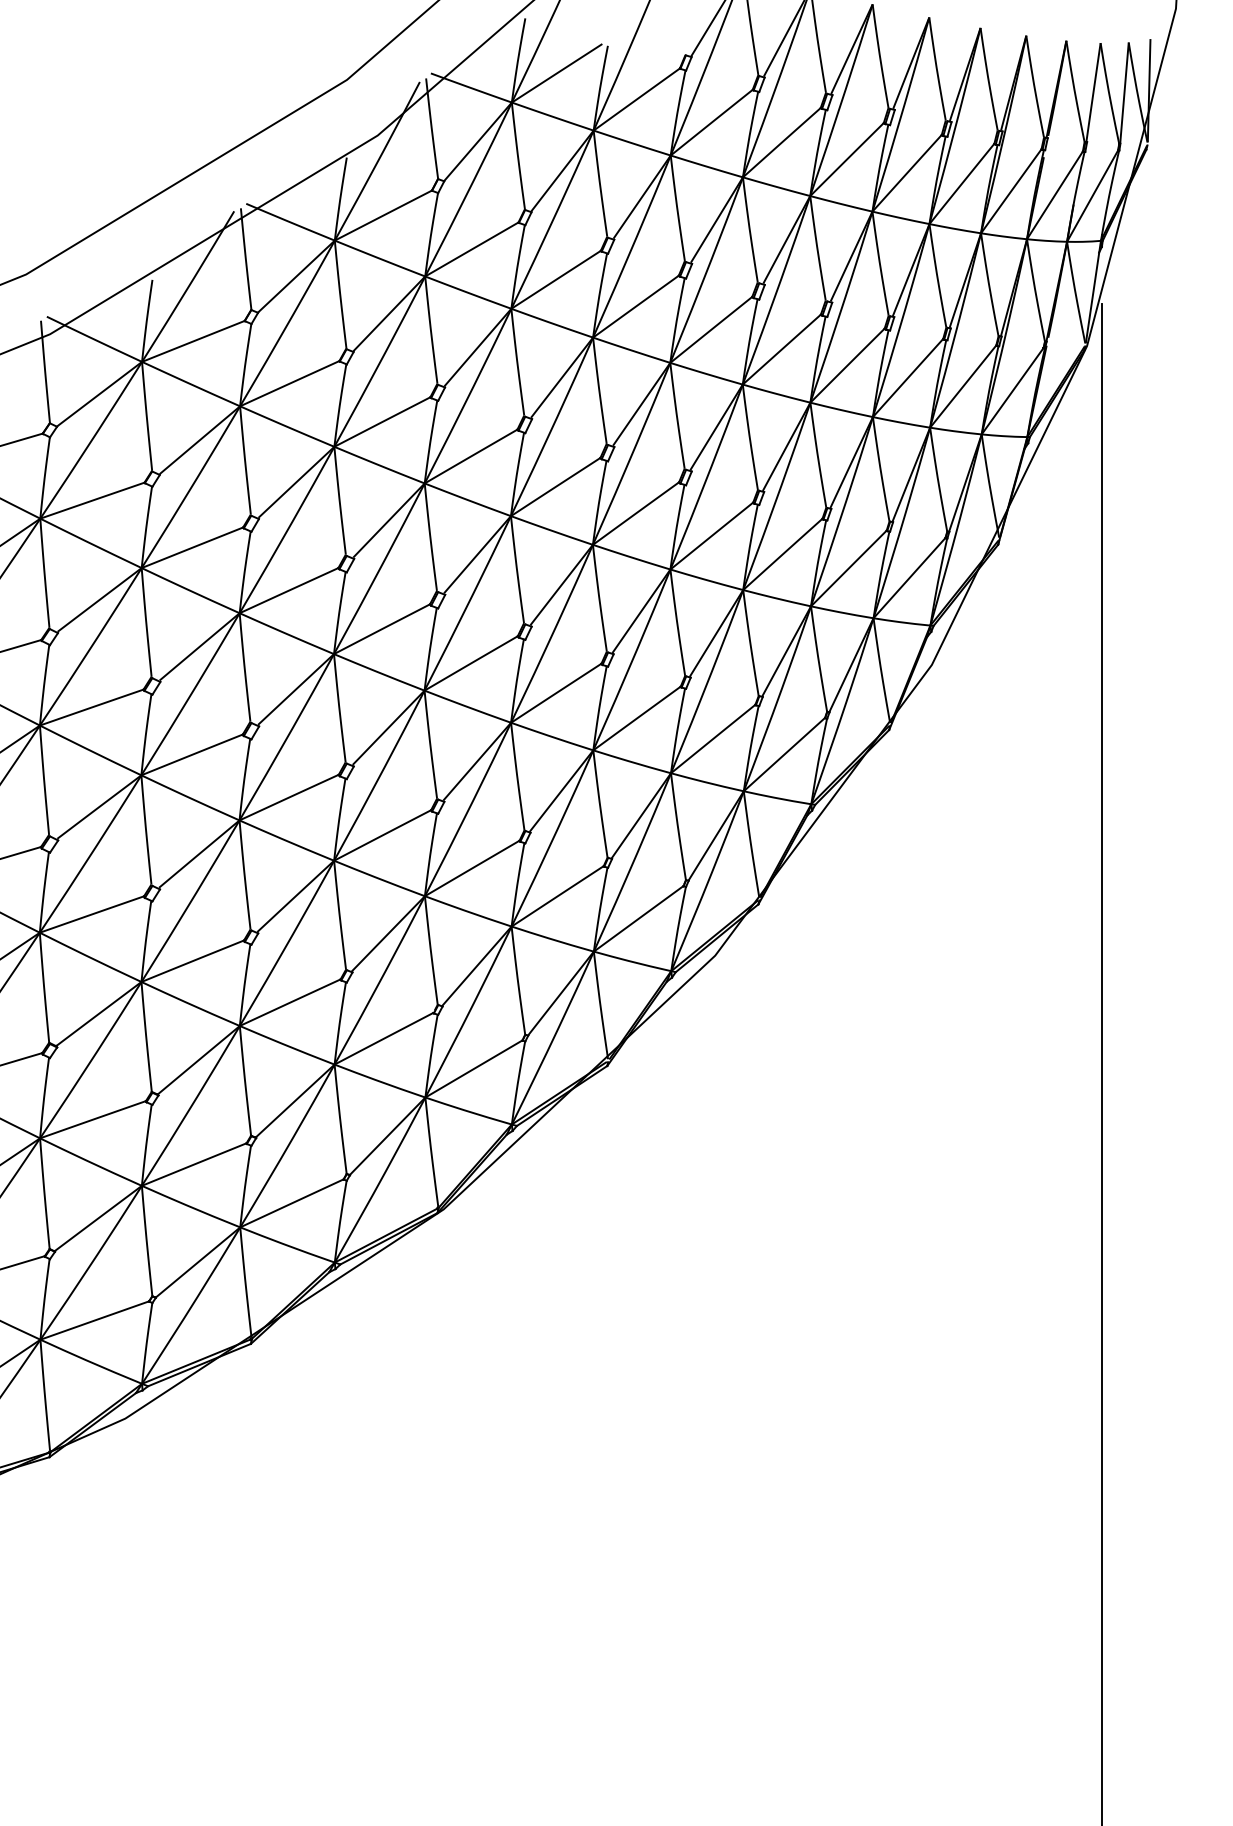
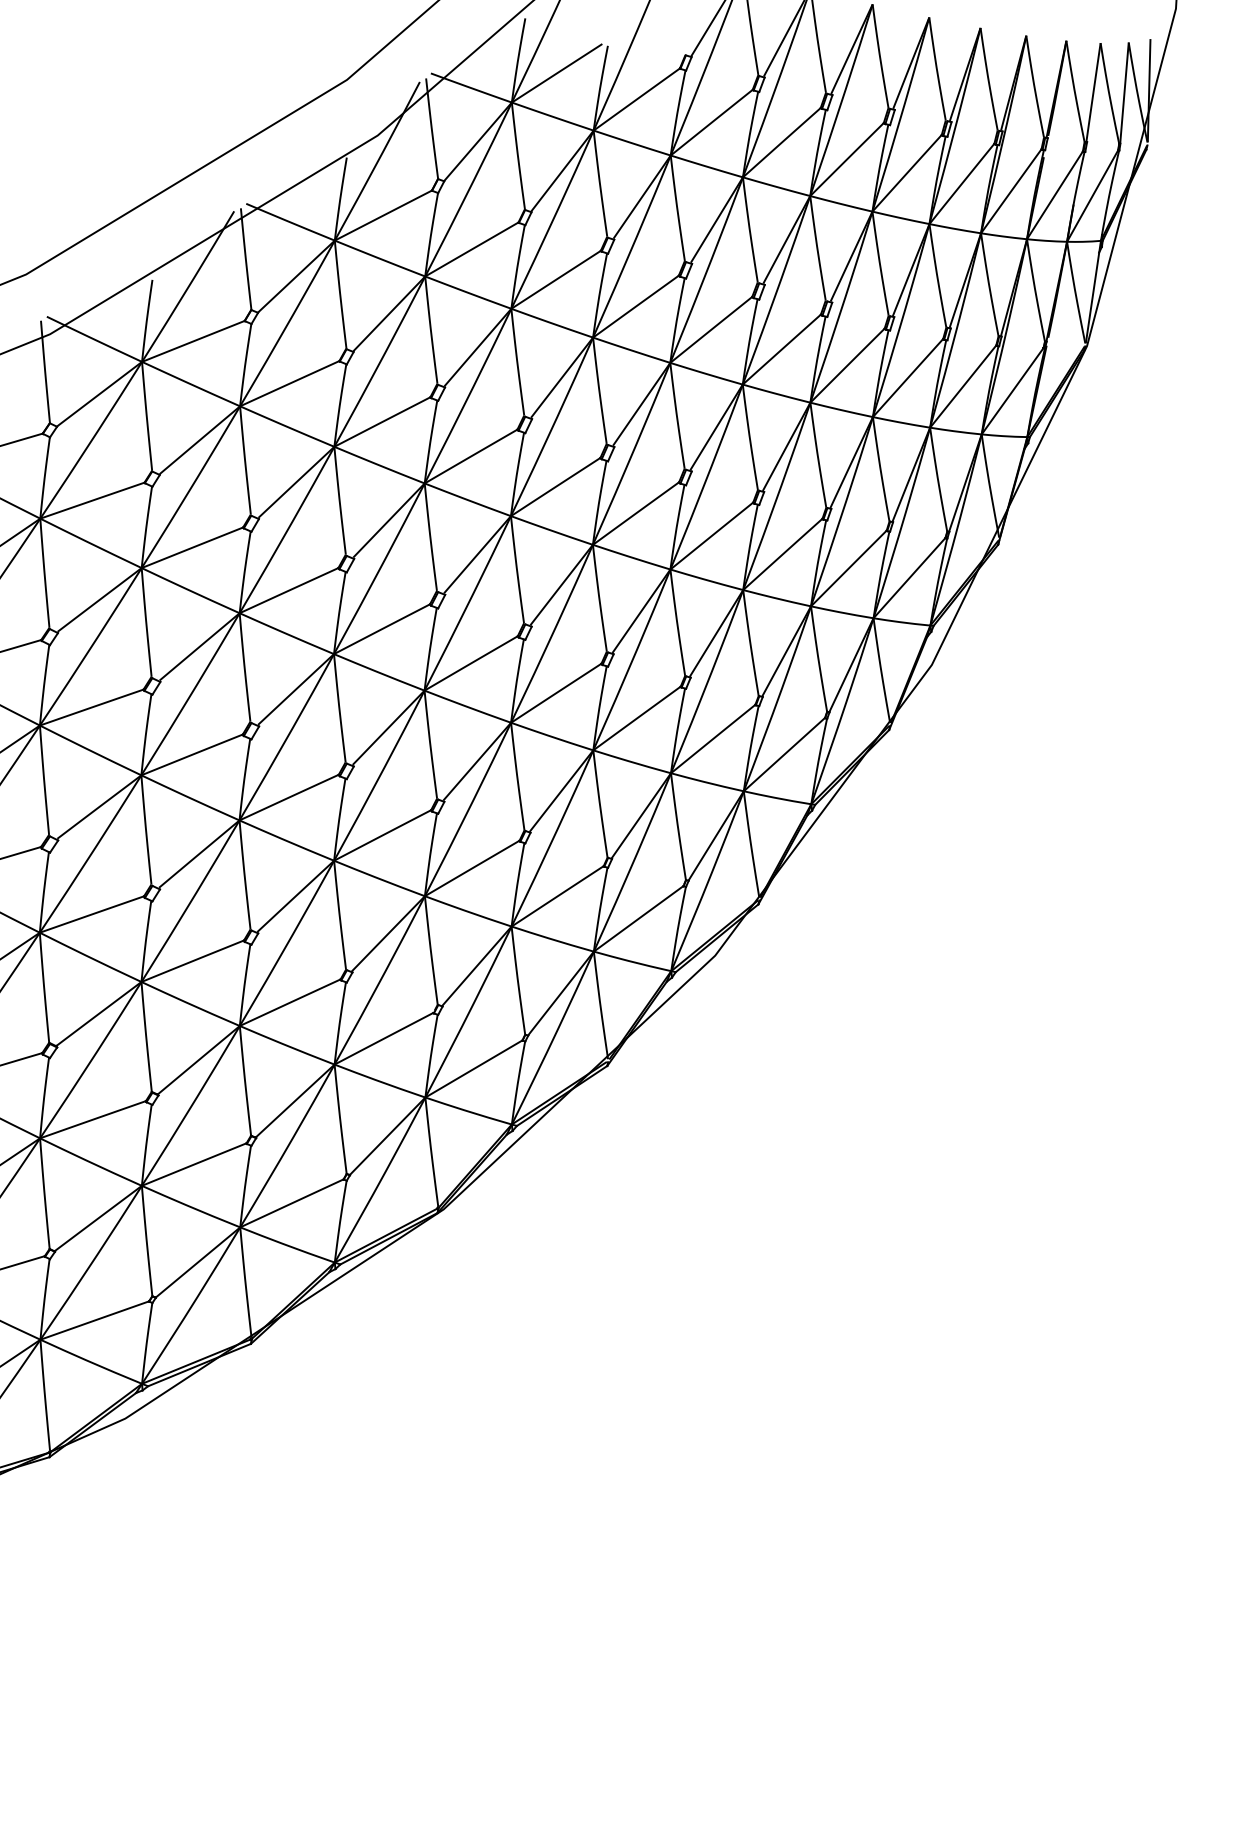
line: present -> none (1101, 1063)
